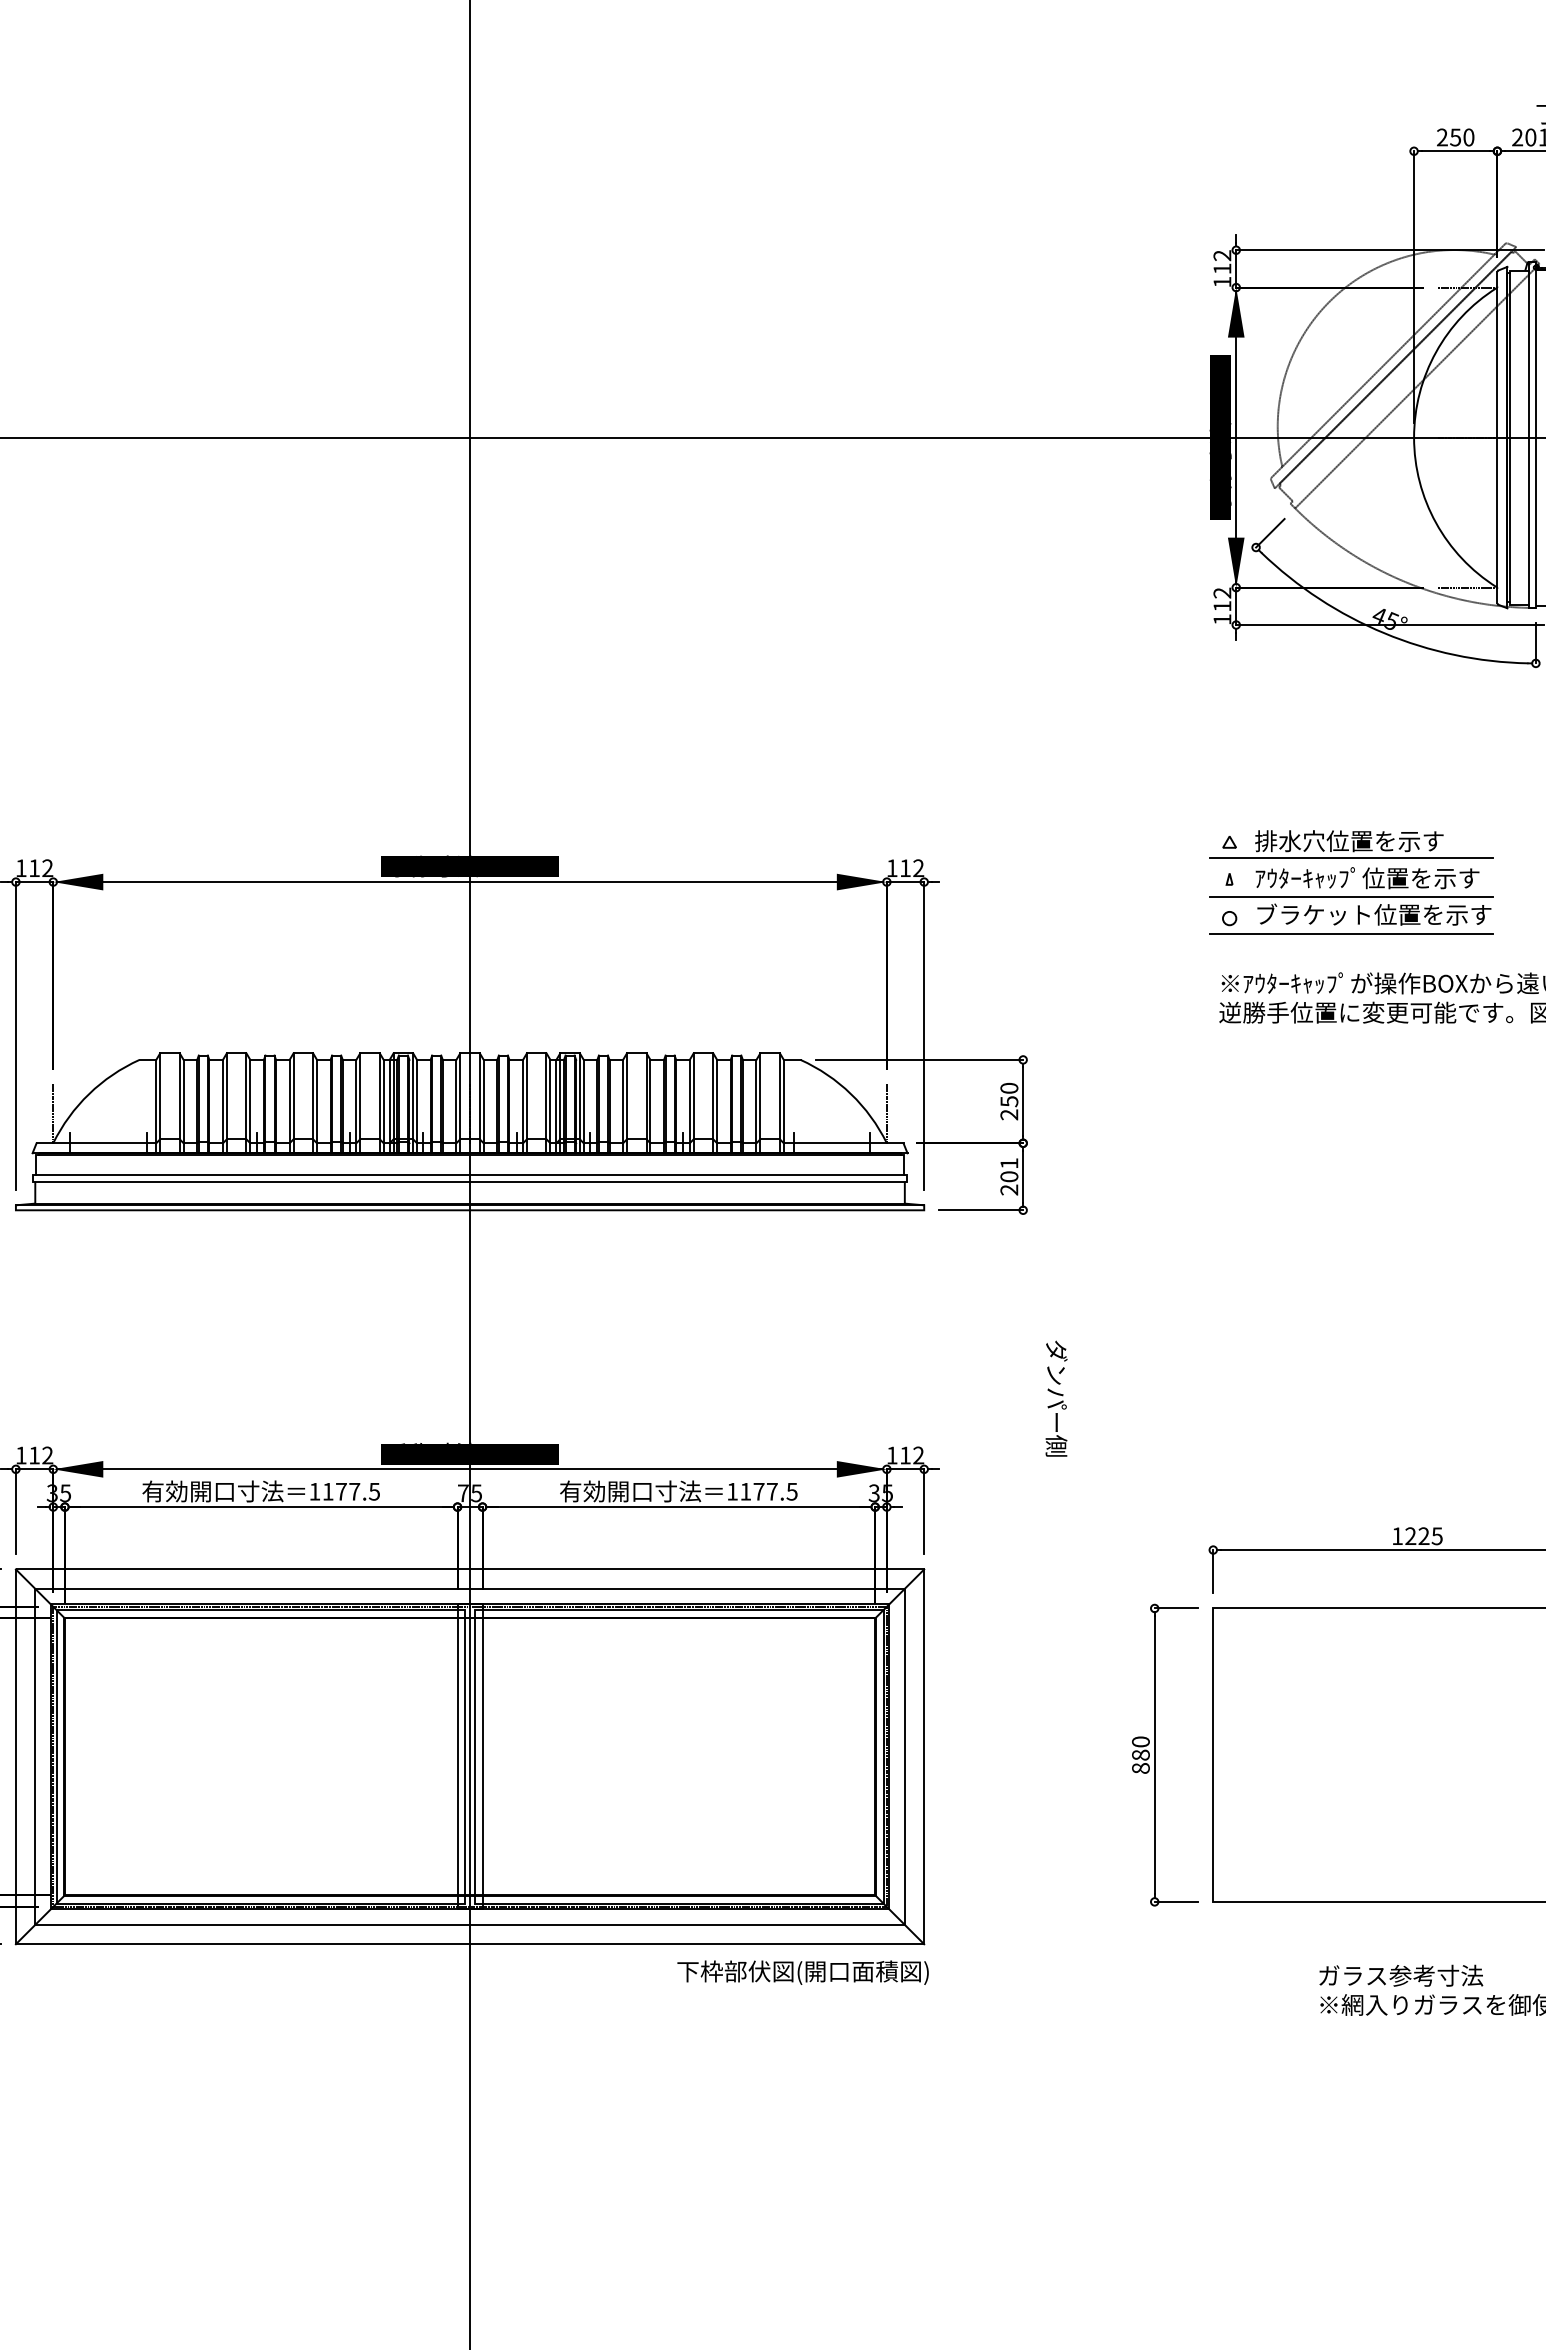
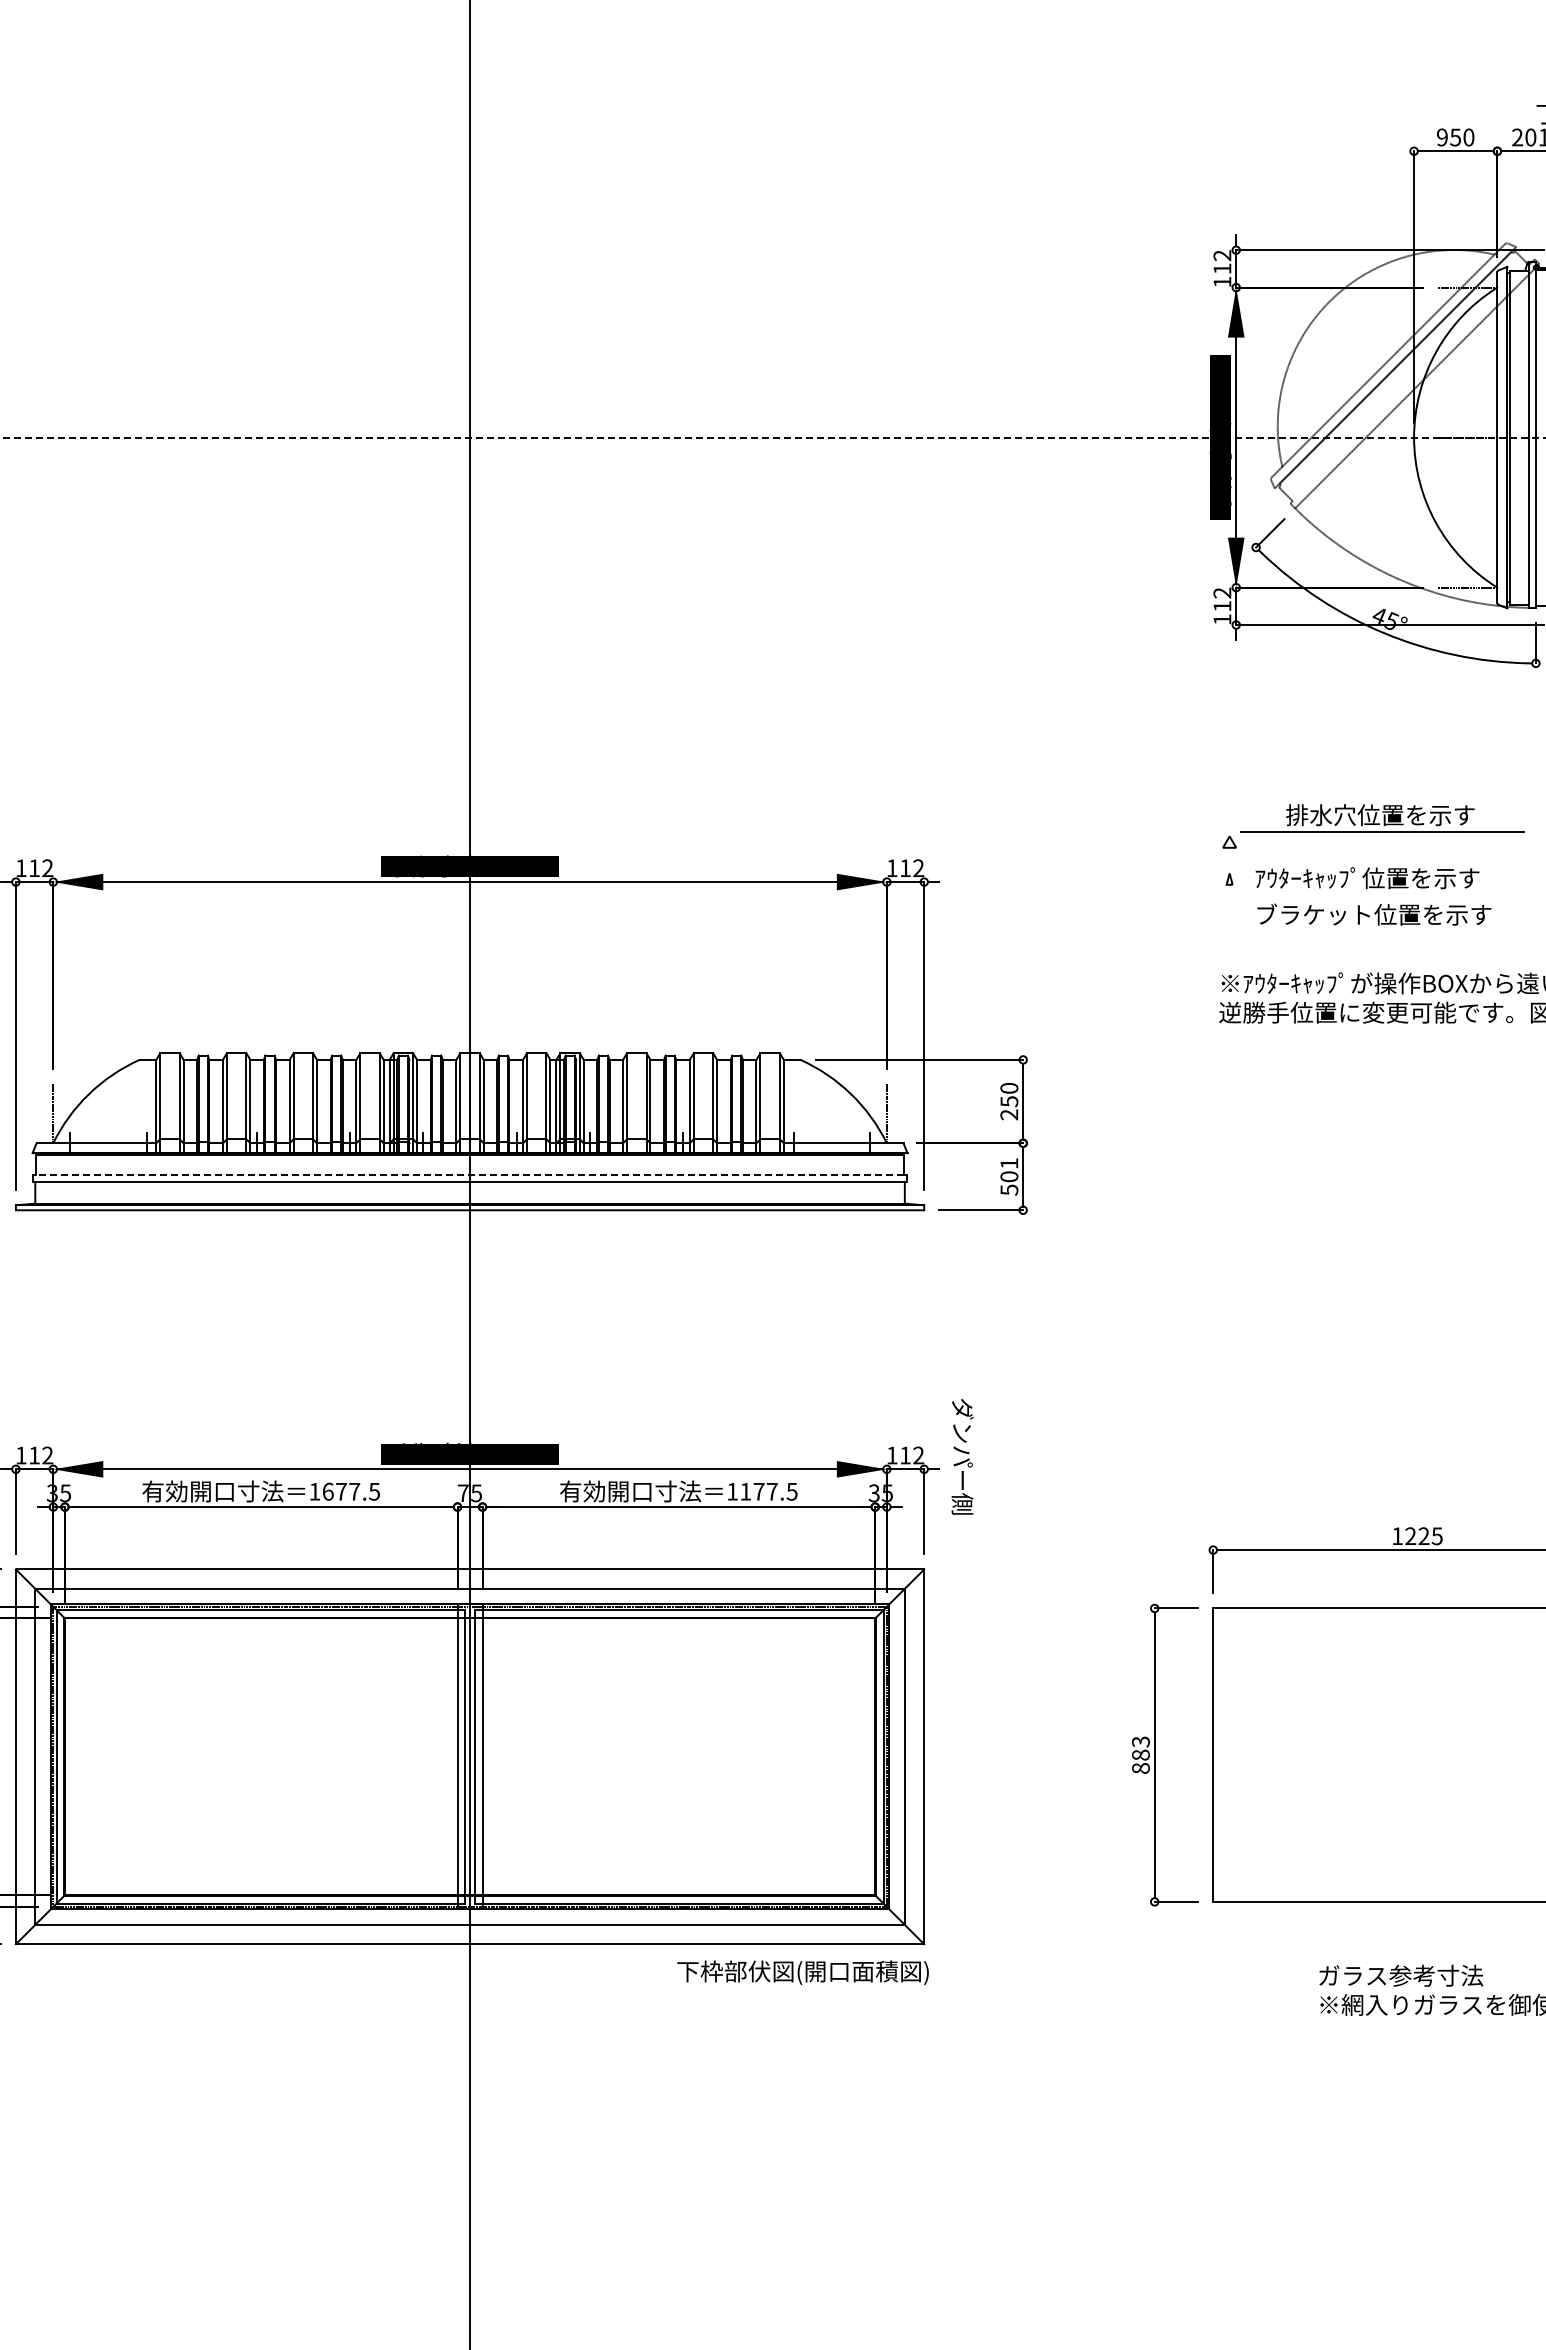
text: 250 -> 950 (1442, 137)
line: solid -> dashed (773, 437)
part position: (1351, 844) -> (1382, 818) (1382, 818)
line: present -> none (1351, 896)
part: present -> none (1351, 933)
line: solid -> dashed (470, 1175)
text: 201 -> 501 (1009, 1189)
text position: (1056, 1398) -> (962, 1456) (962, 1456)
text: 1177.5 -> 1677.5 (328, 1491)
text: 880 -> 883 (1140, 1741)
